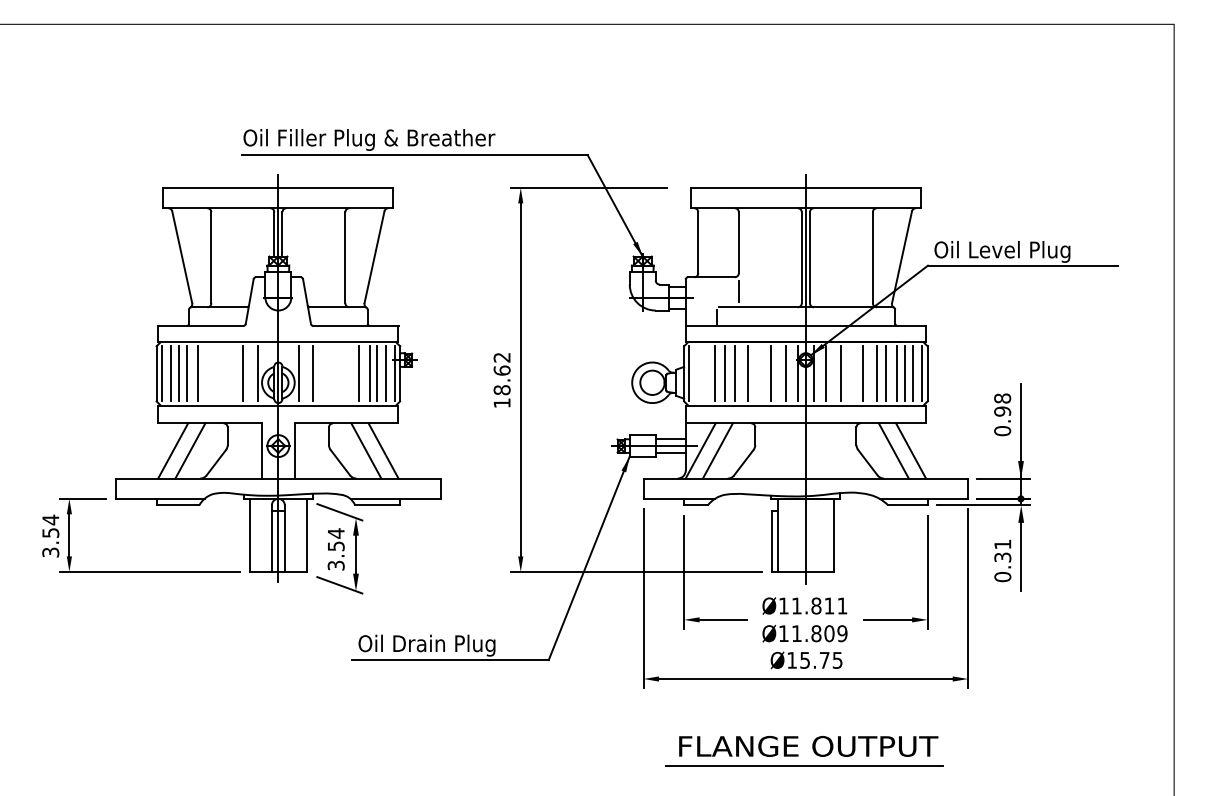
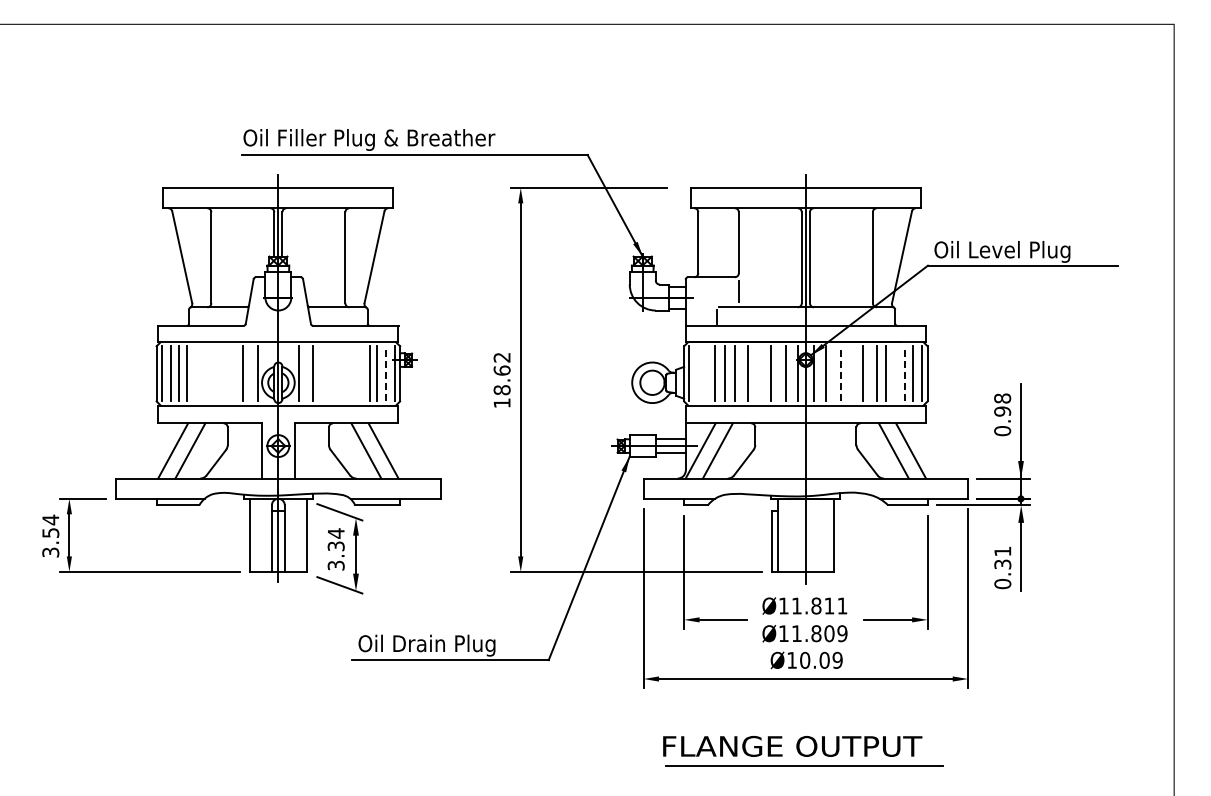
line: present -> none (197, 373)
line: present -> none (358, 373)
line: solid -> dashed (385, 373)
line: solid -> dashed (840, 373)
line: present -> none (897, 373)
line: solid -> dashed (904, 373)
text: 3.54 -> 3.34 (335, 545)
text position: (1002, 560) -> (1002, 567) (1002, 567)
text: 15.75 -> 10.09 (821, 659)
text position: (808, 746) -> (792, 746) (792, 746)
